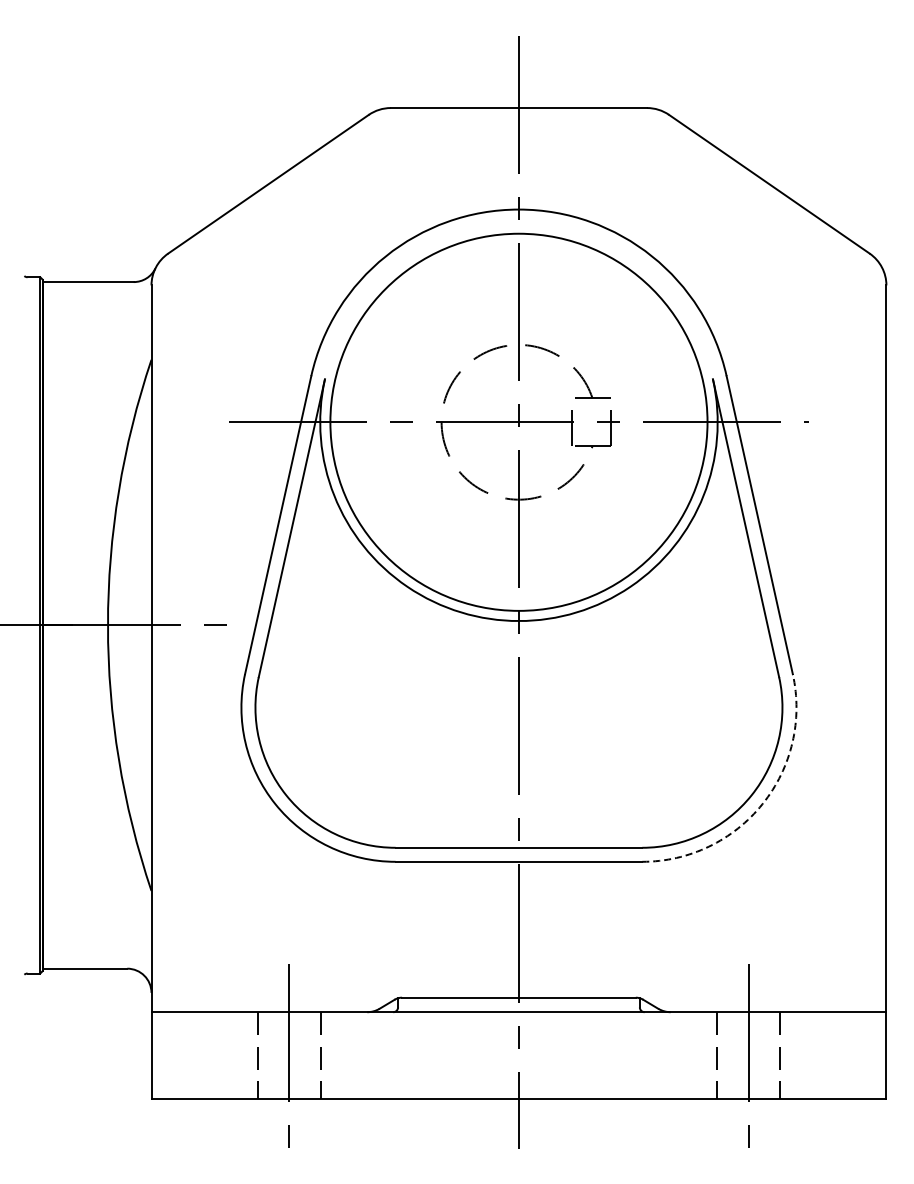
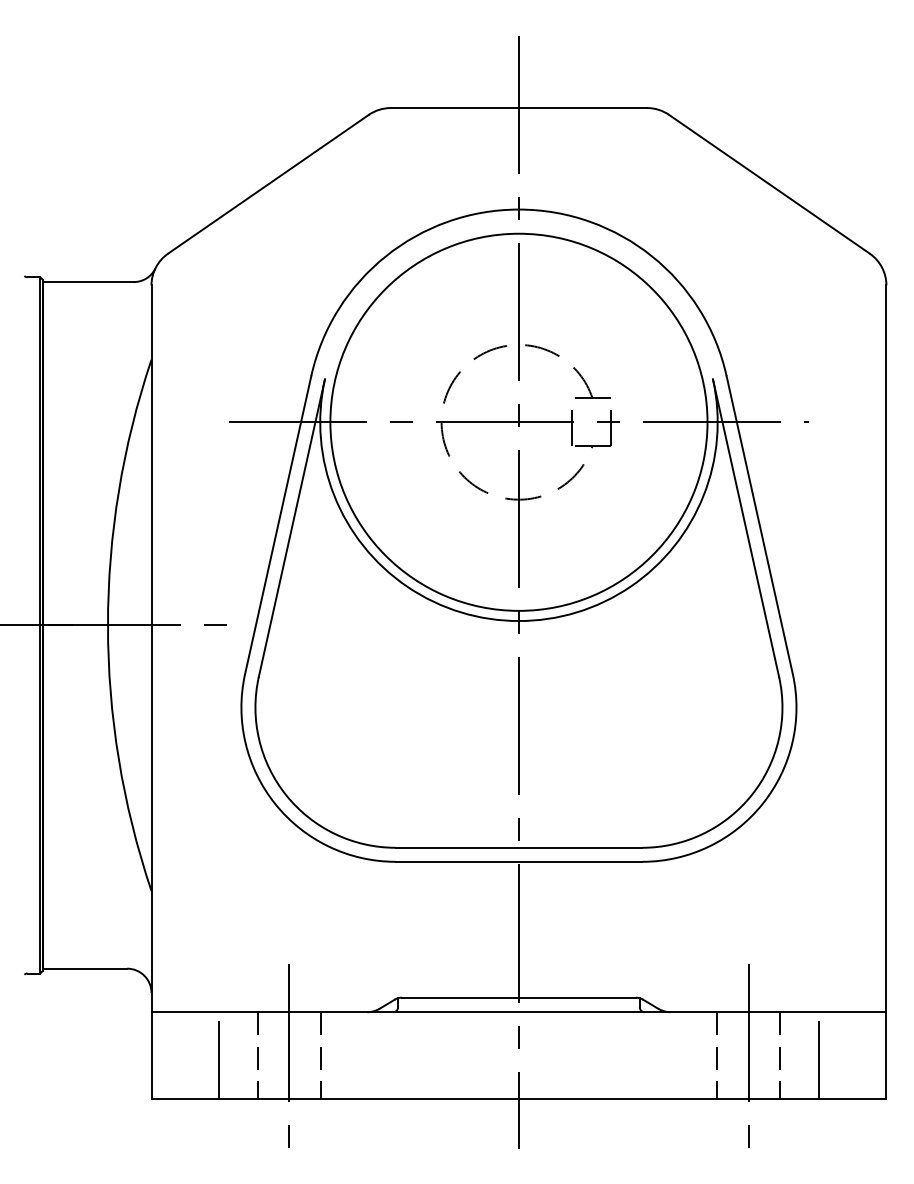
arc: dashed -> solid (762, 804)
line: none -> present (219, 1060)
line: none -> present (818, 1060)
